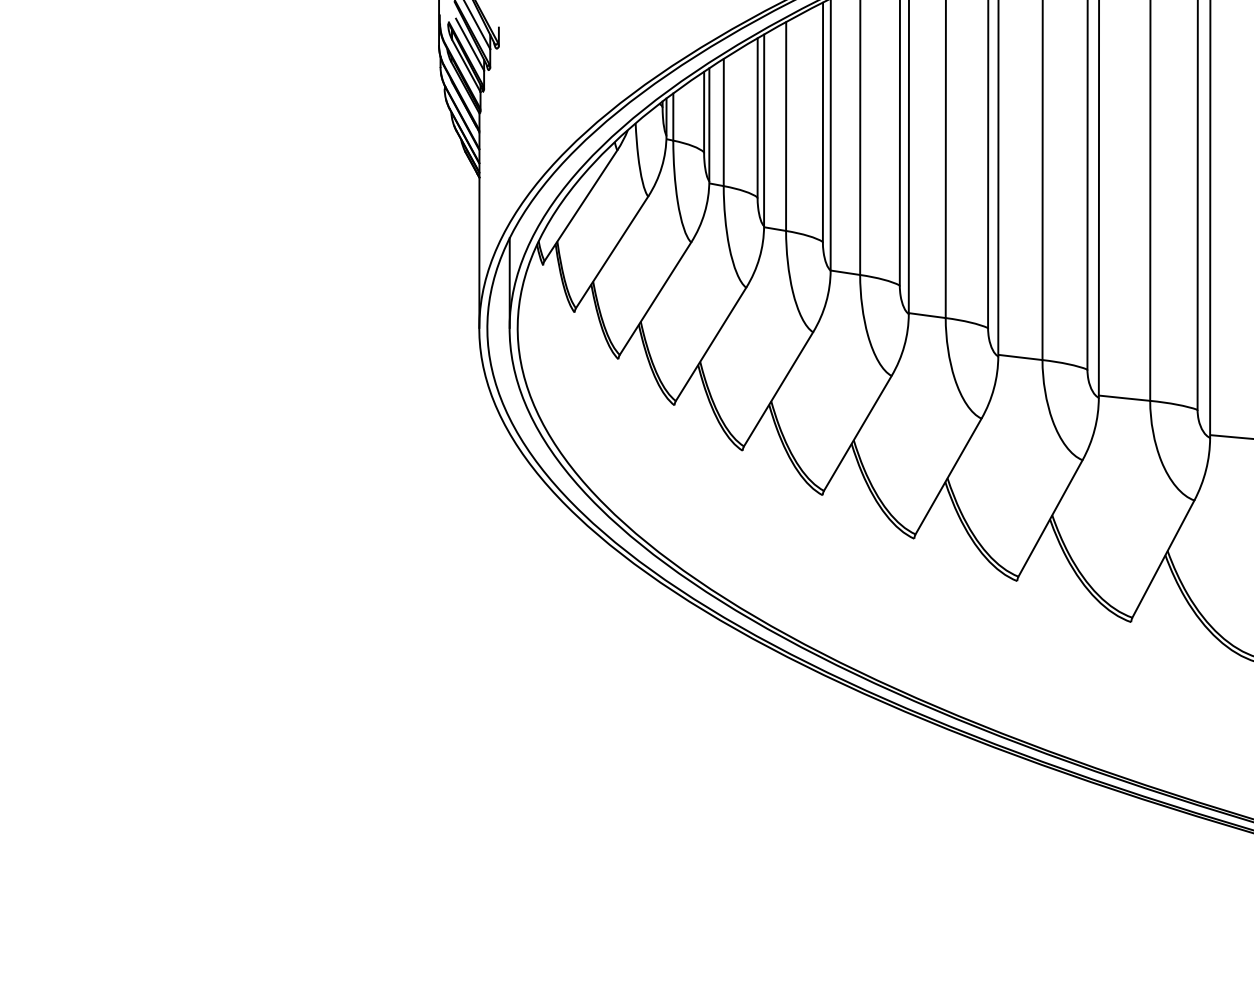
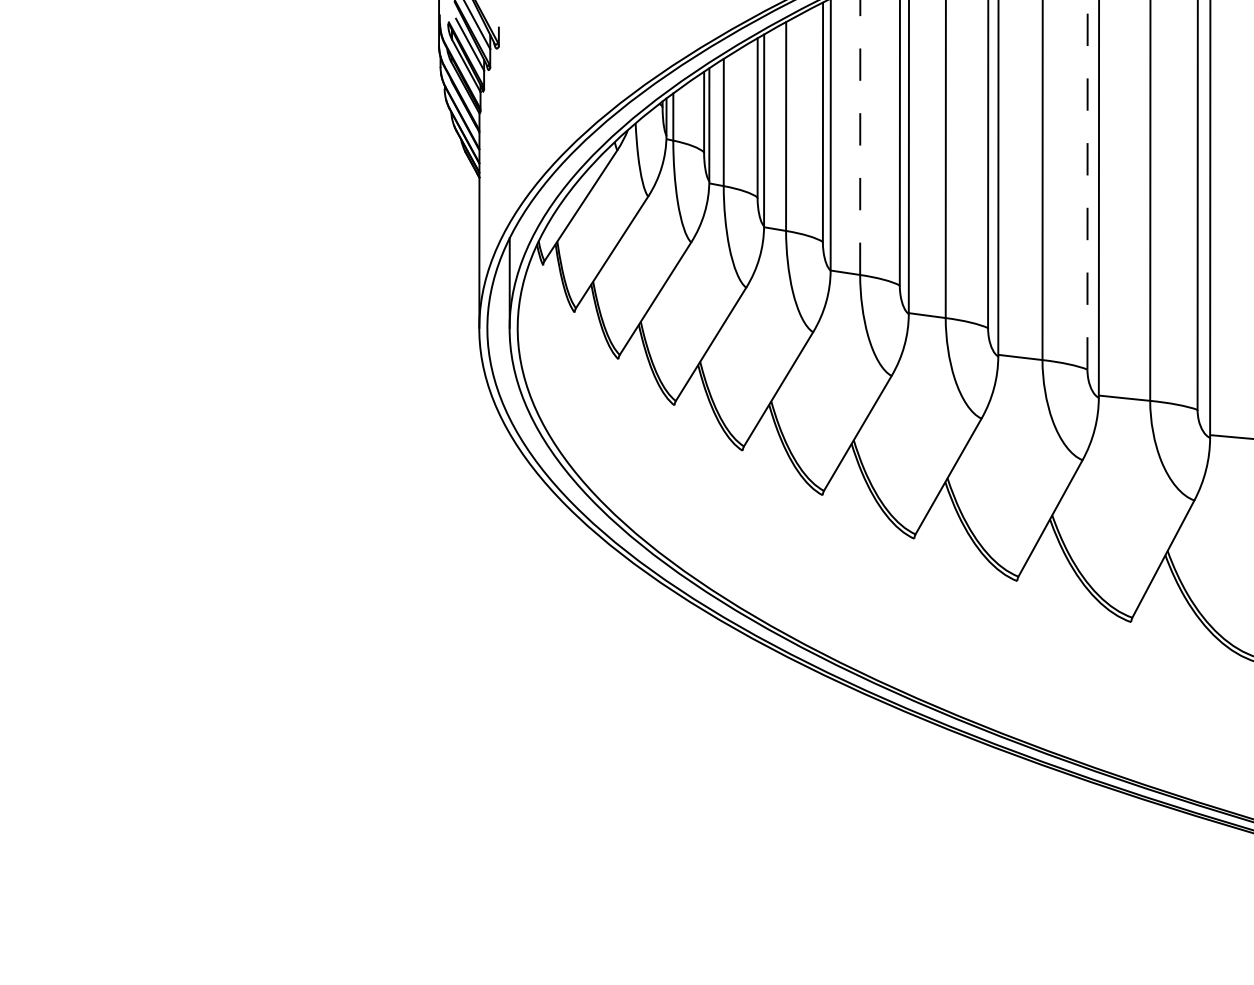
line: solid -> dashed (860, 137)
line: solid -> dashed (1087, 184)
